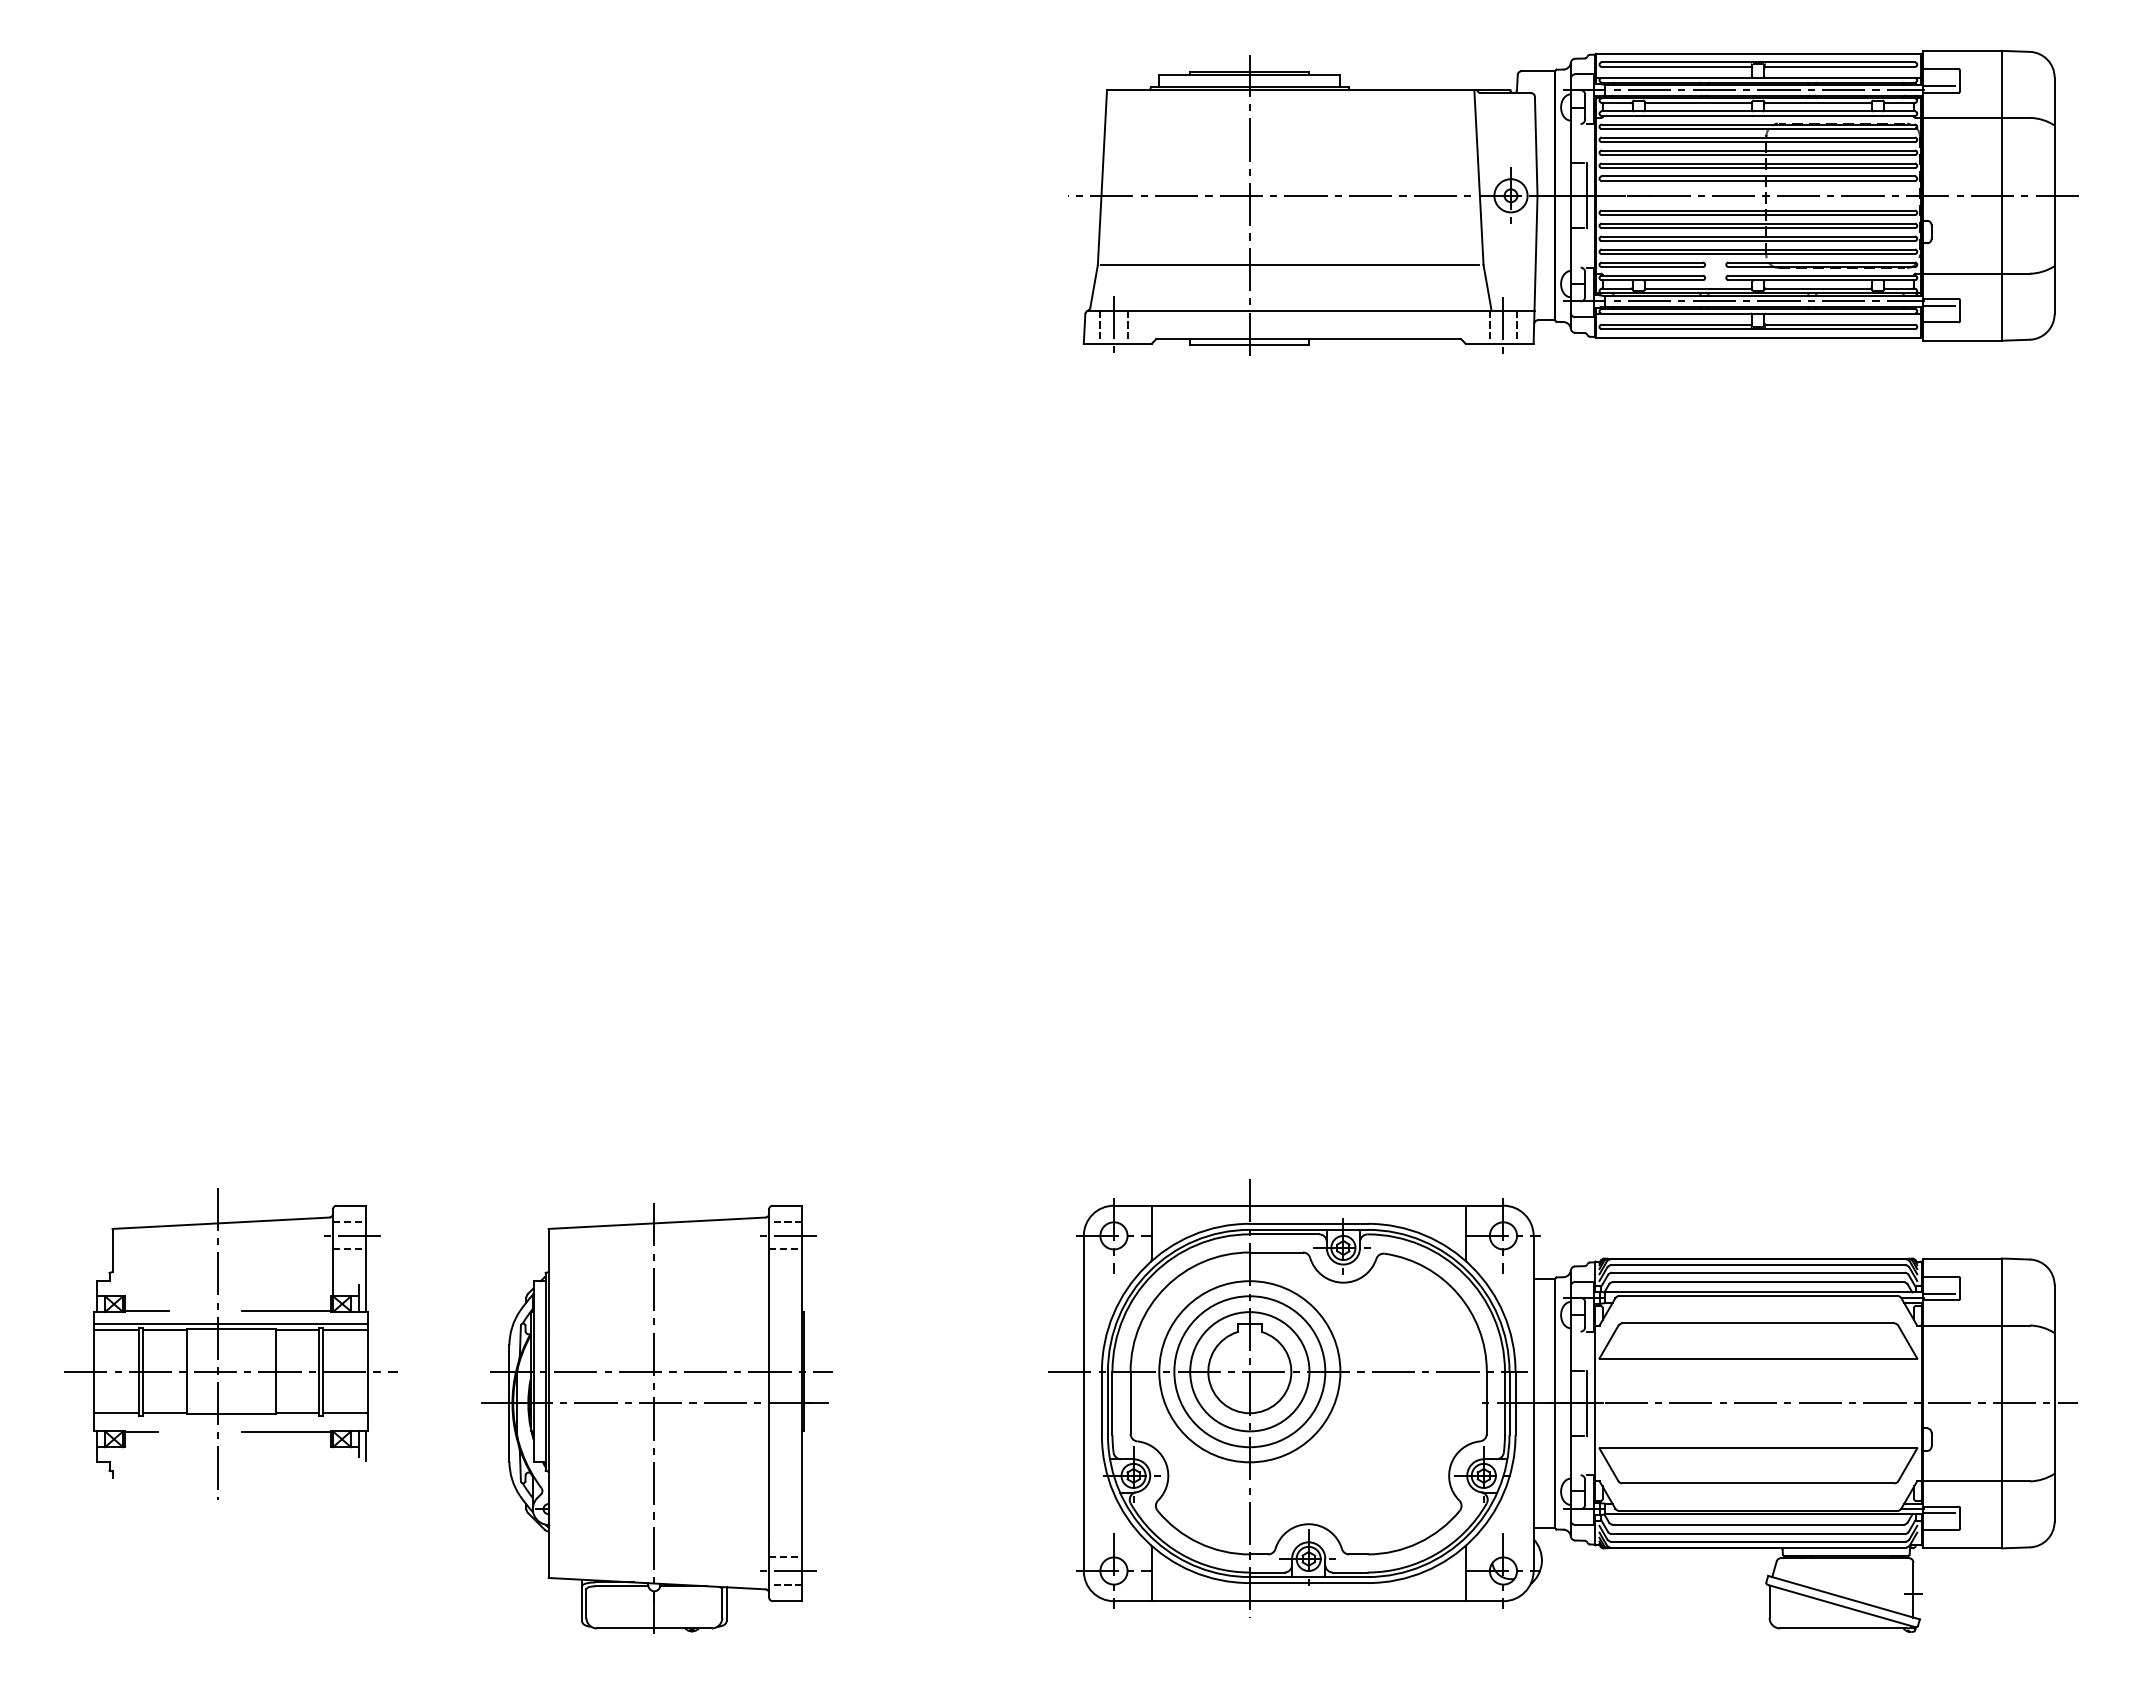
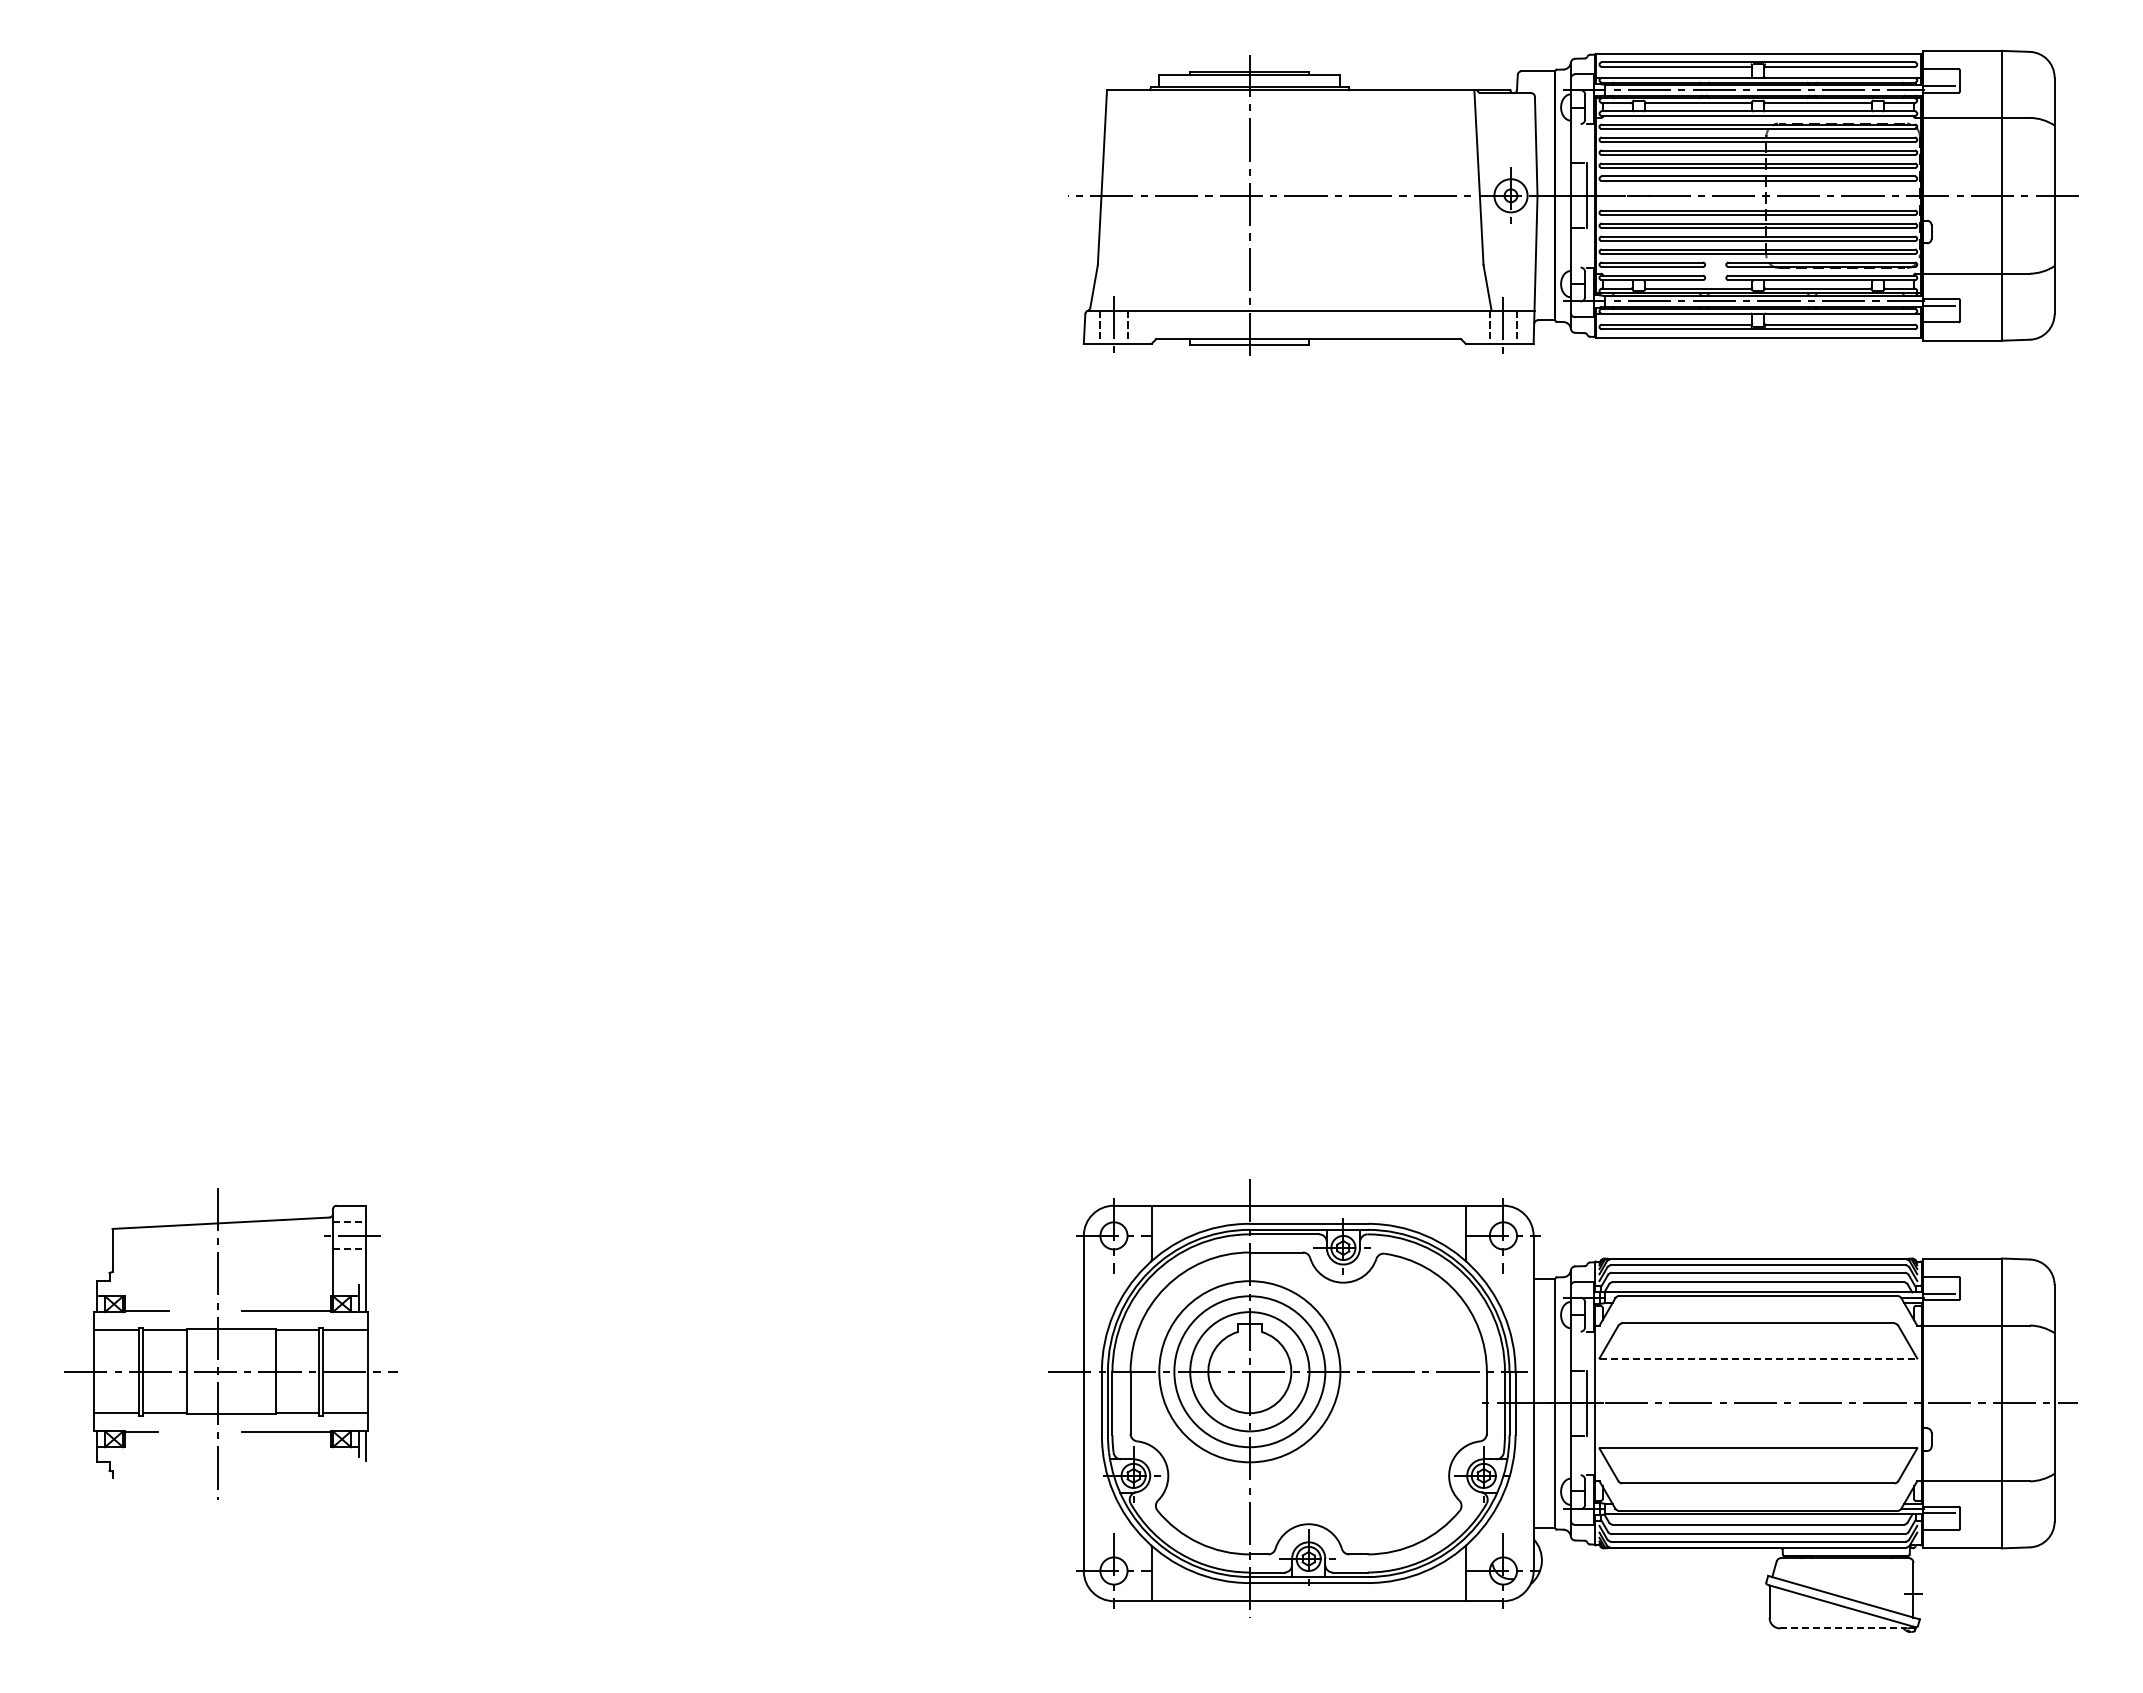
line: present -> none (1289, 265)
line: present -> none (230, 1323)
line: solid -> dashed (1758, 1358)
part: present -> none (656, 1418)
line: solid -> dashed (1843, 1628)
